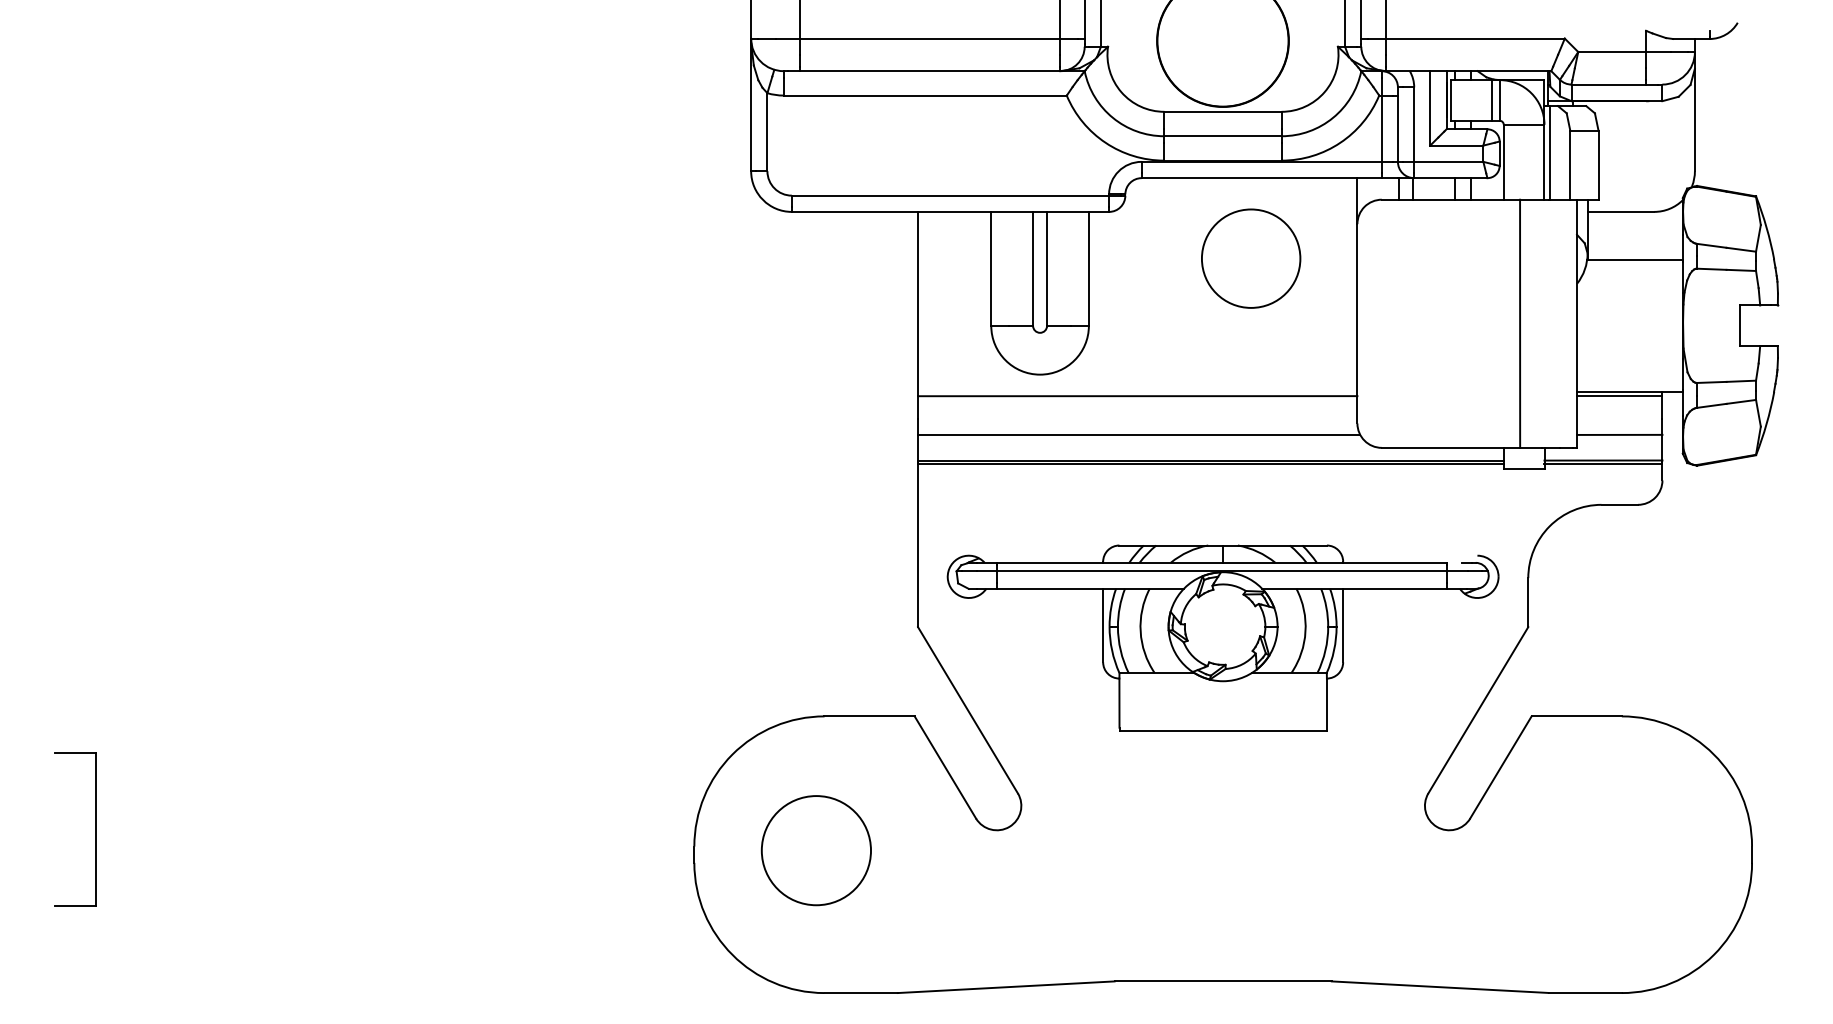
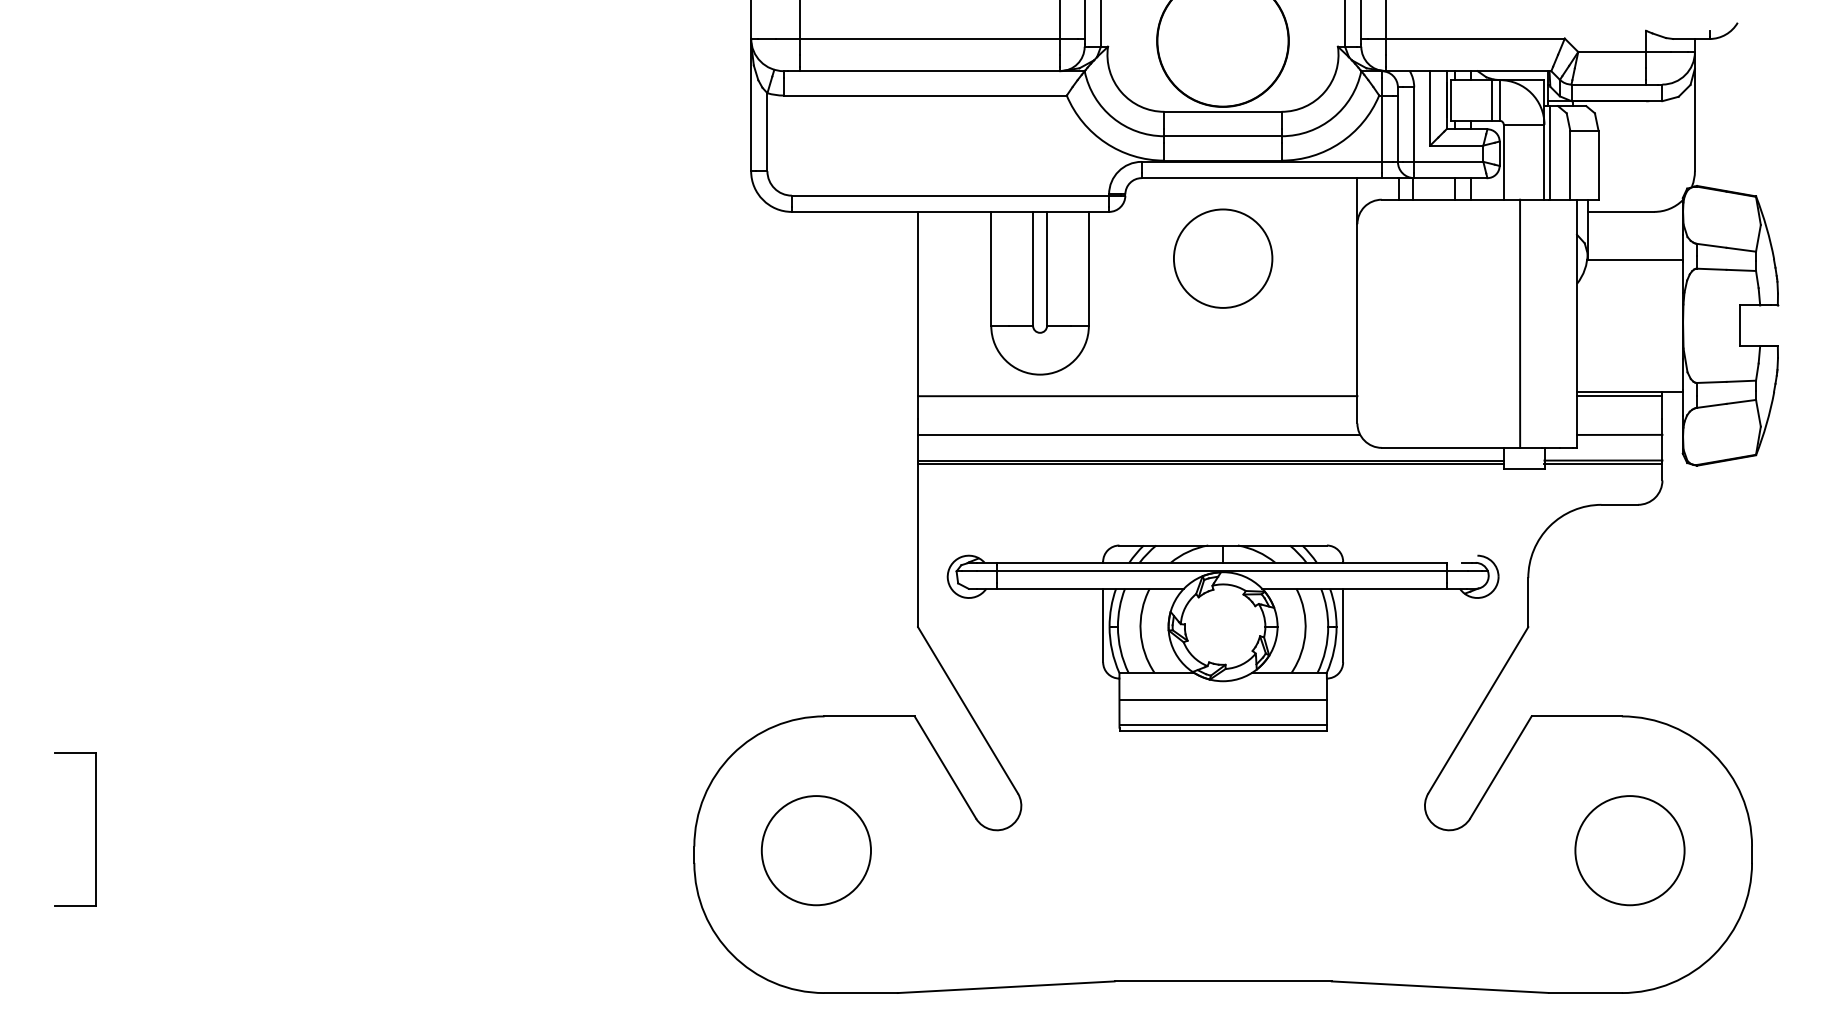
circle position: (1251, 258) -> (1223, 258) (1223, 258)
line: none -> present (1222, 700)
line: none -> present (1222, 725)
circle: none -> present (1629, 850)
